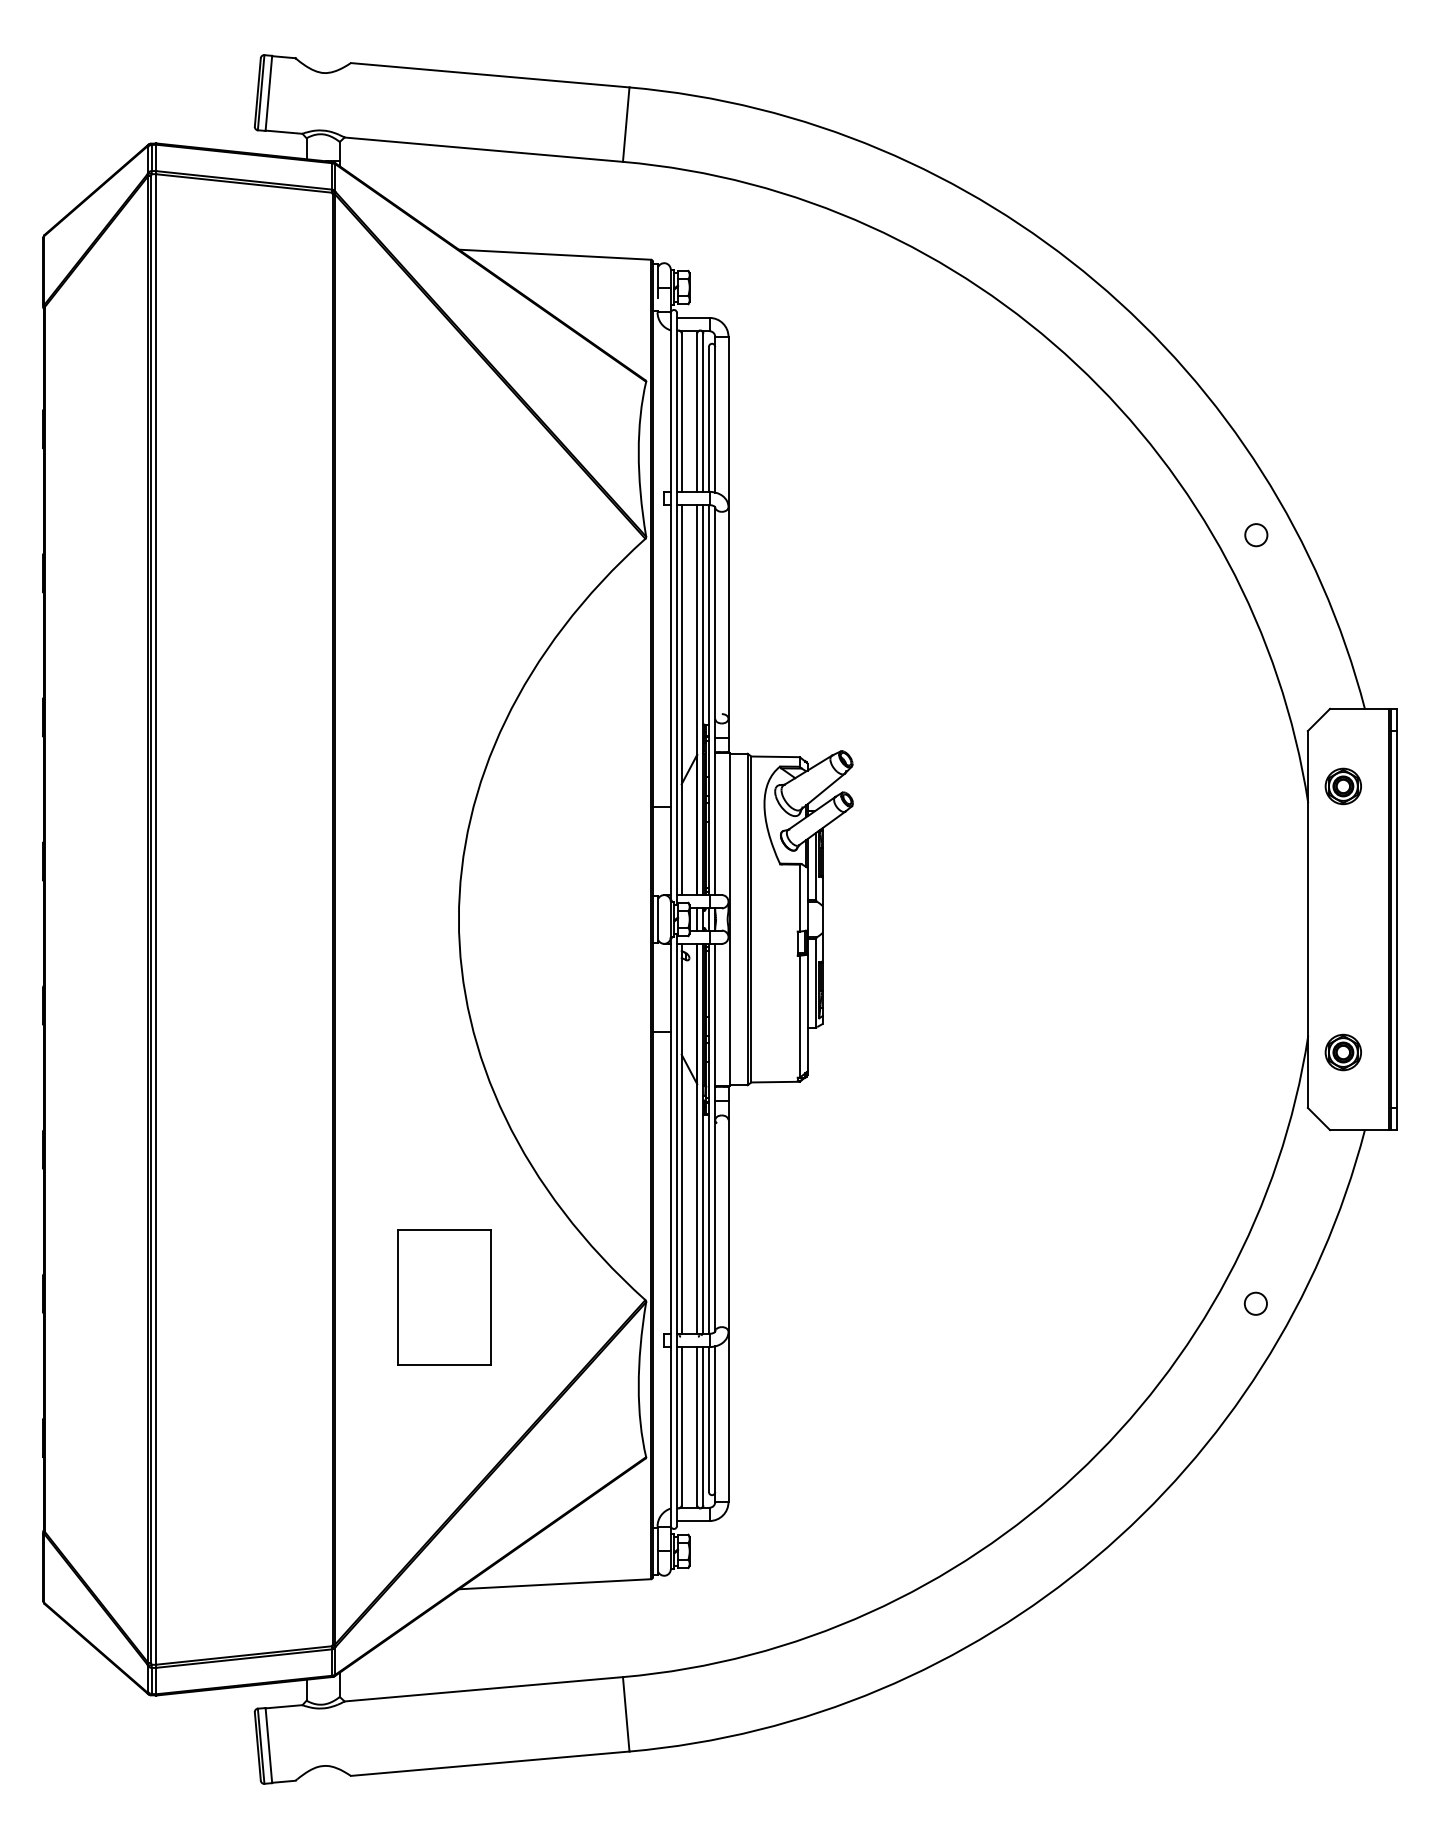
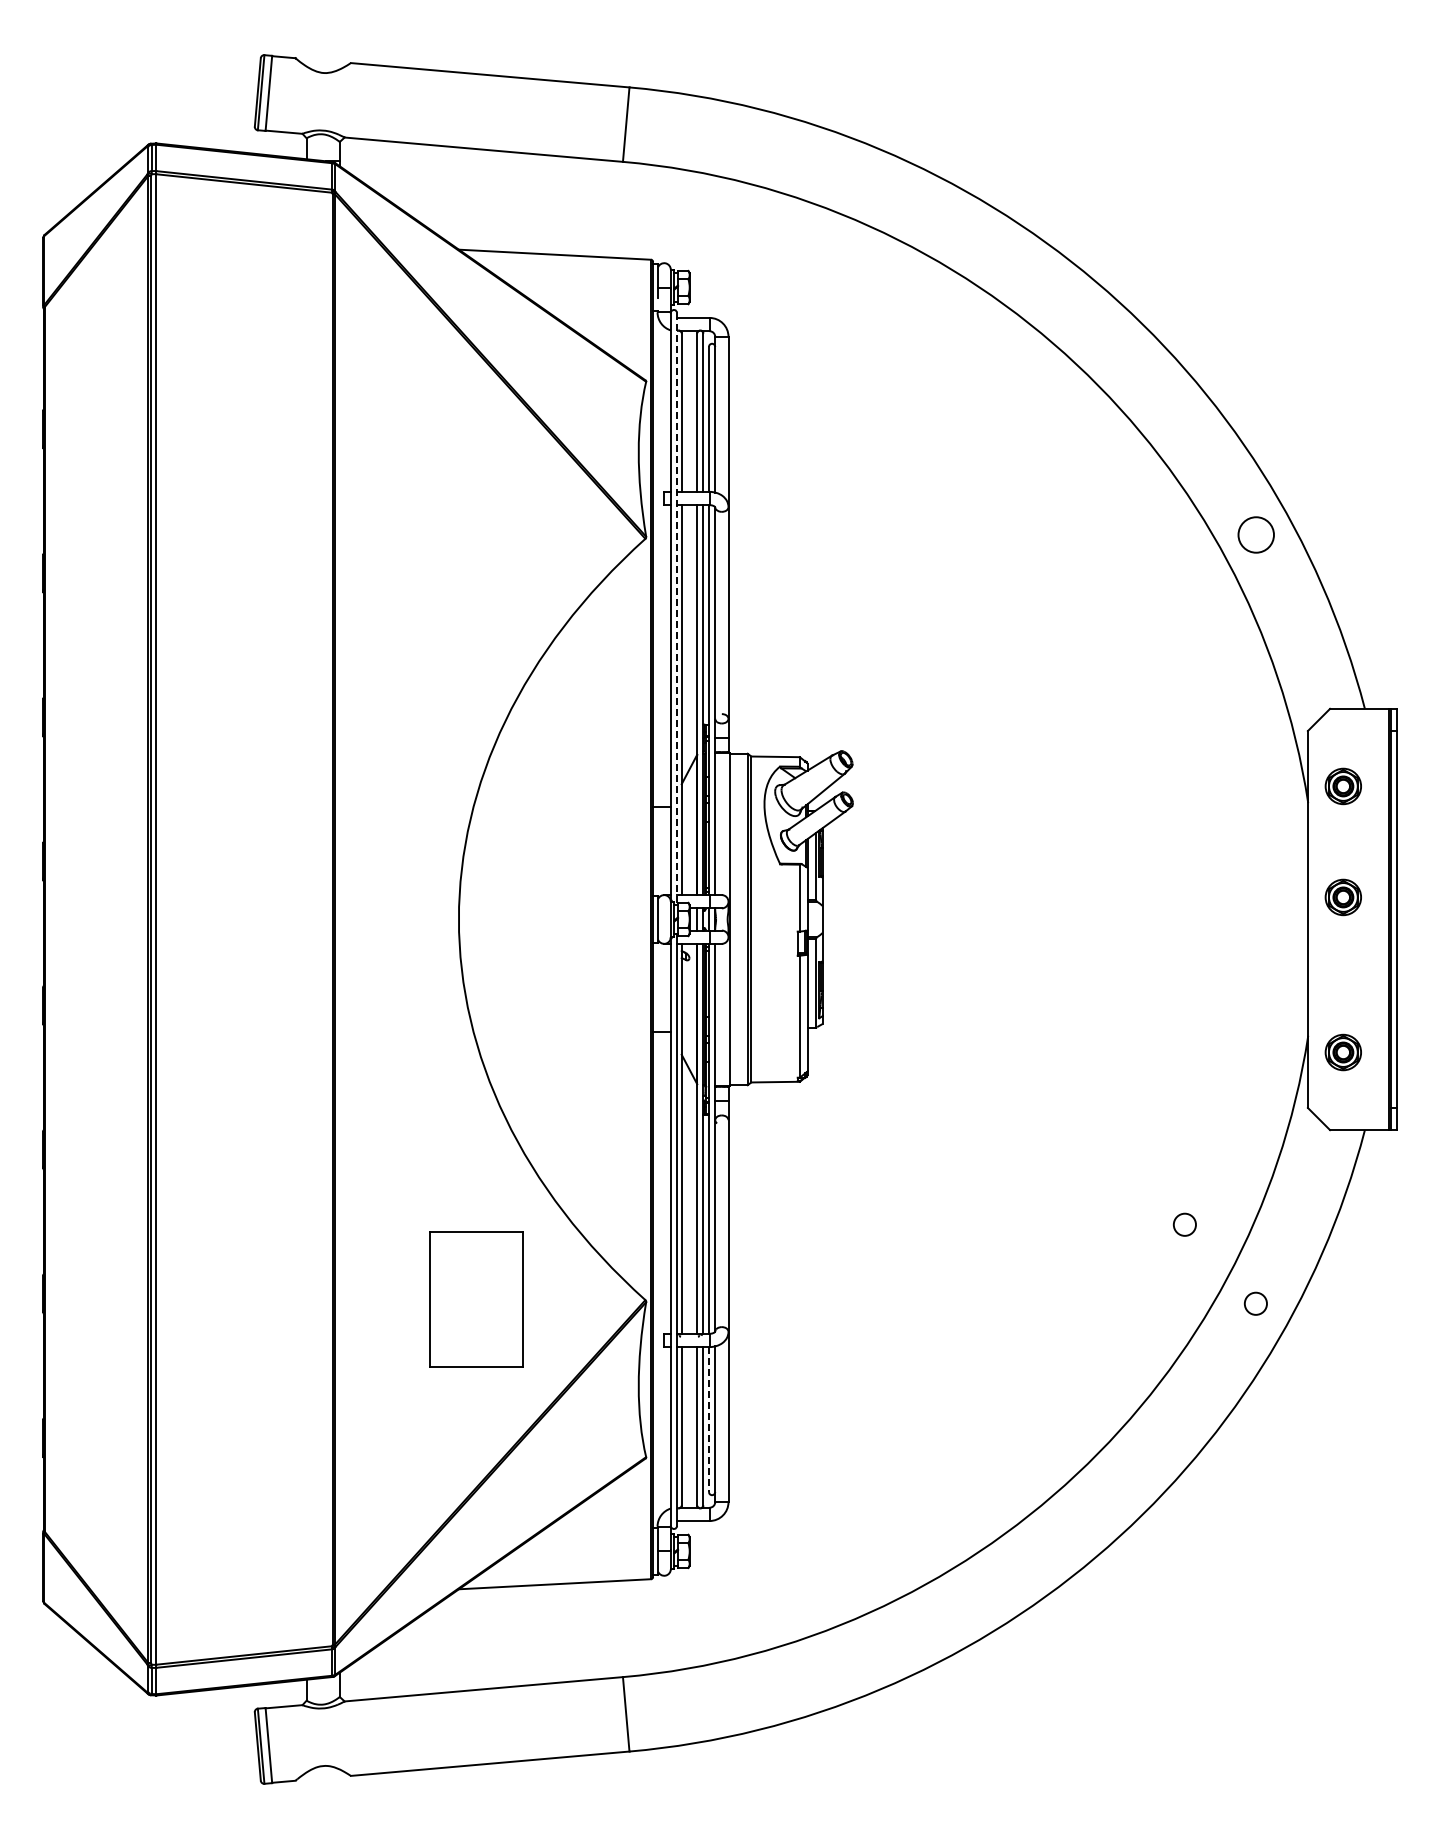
circle size: 25x25 px -> 38x38 px (1255, 534)
line: solid -> dashed (677, 609)
part: none -> present (1342, 897)
circle: none -> present (1184, 1224)
part position: (444, 1297) -> (476, 1299) (476, 1299)
line: solid -> dashed (709, 1420)
